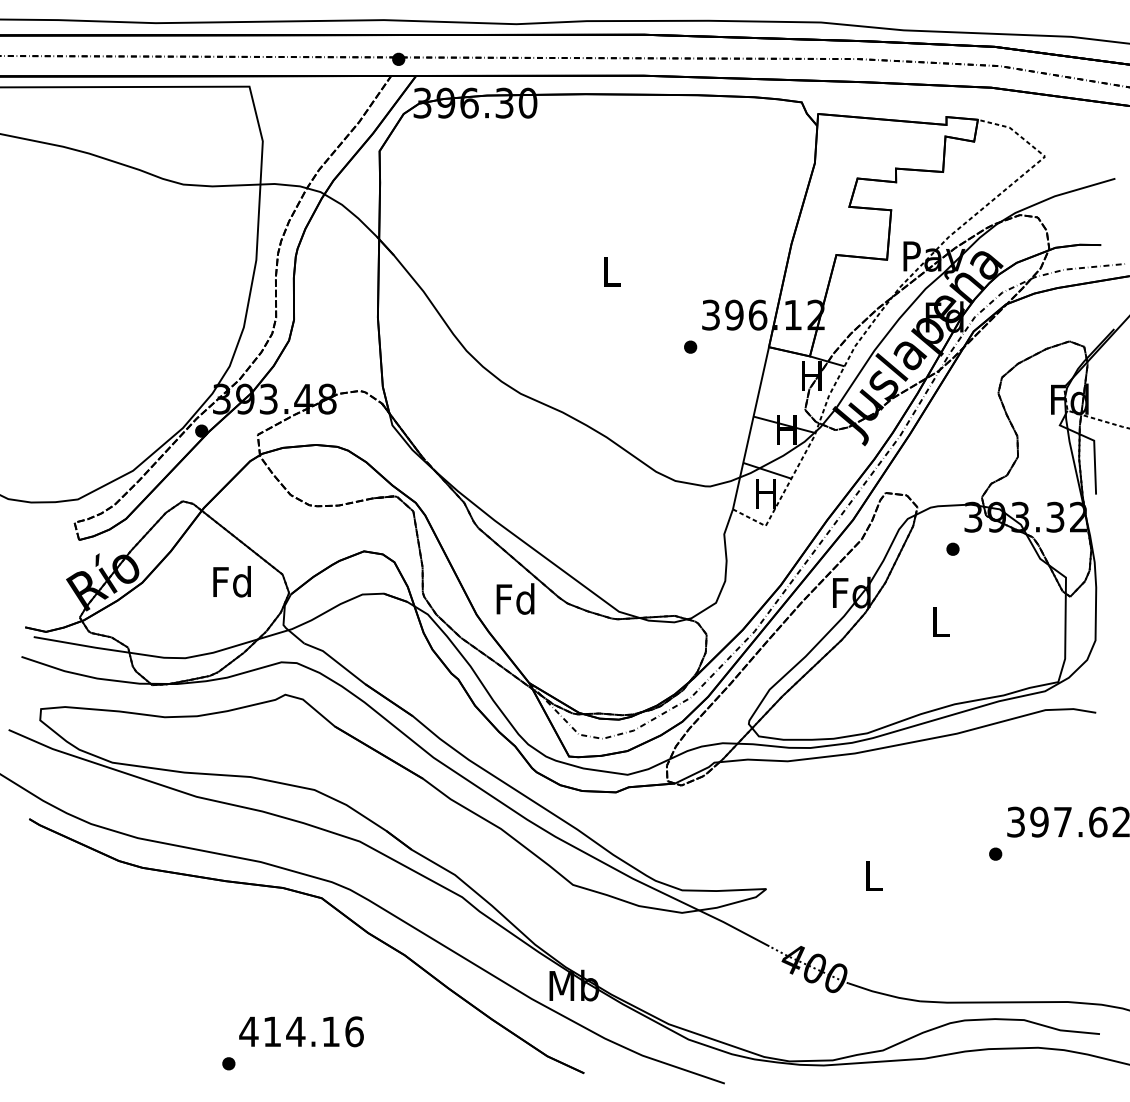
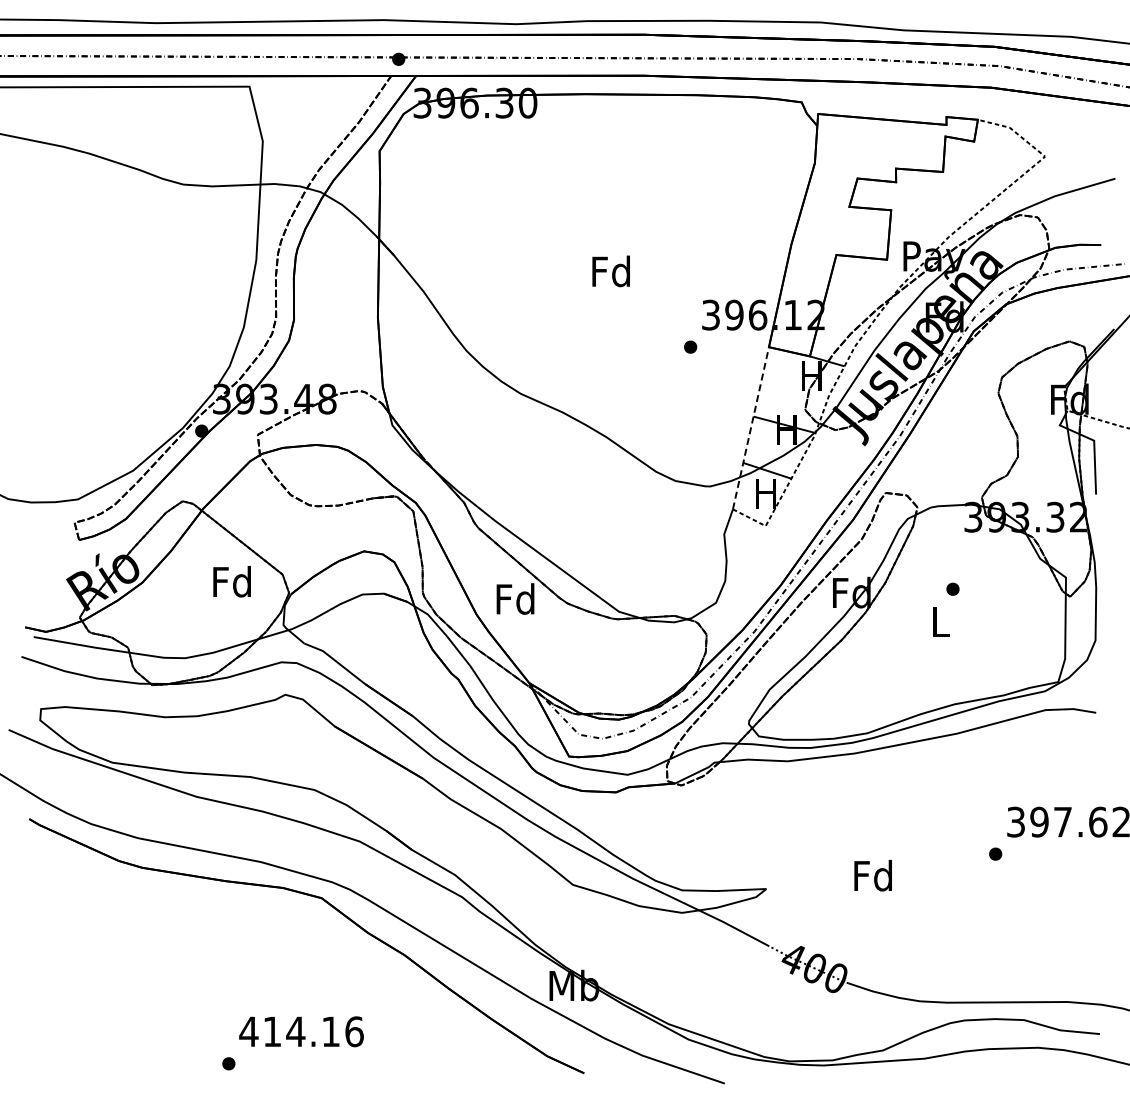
text: L -> Fd (610, 271)
line: solid -> dashed (751, 427)
part position: (952, 548) -> (952, 588) (952, 588)
text: L -> Fd (872, 875)
